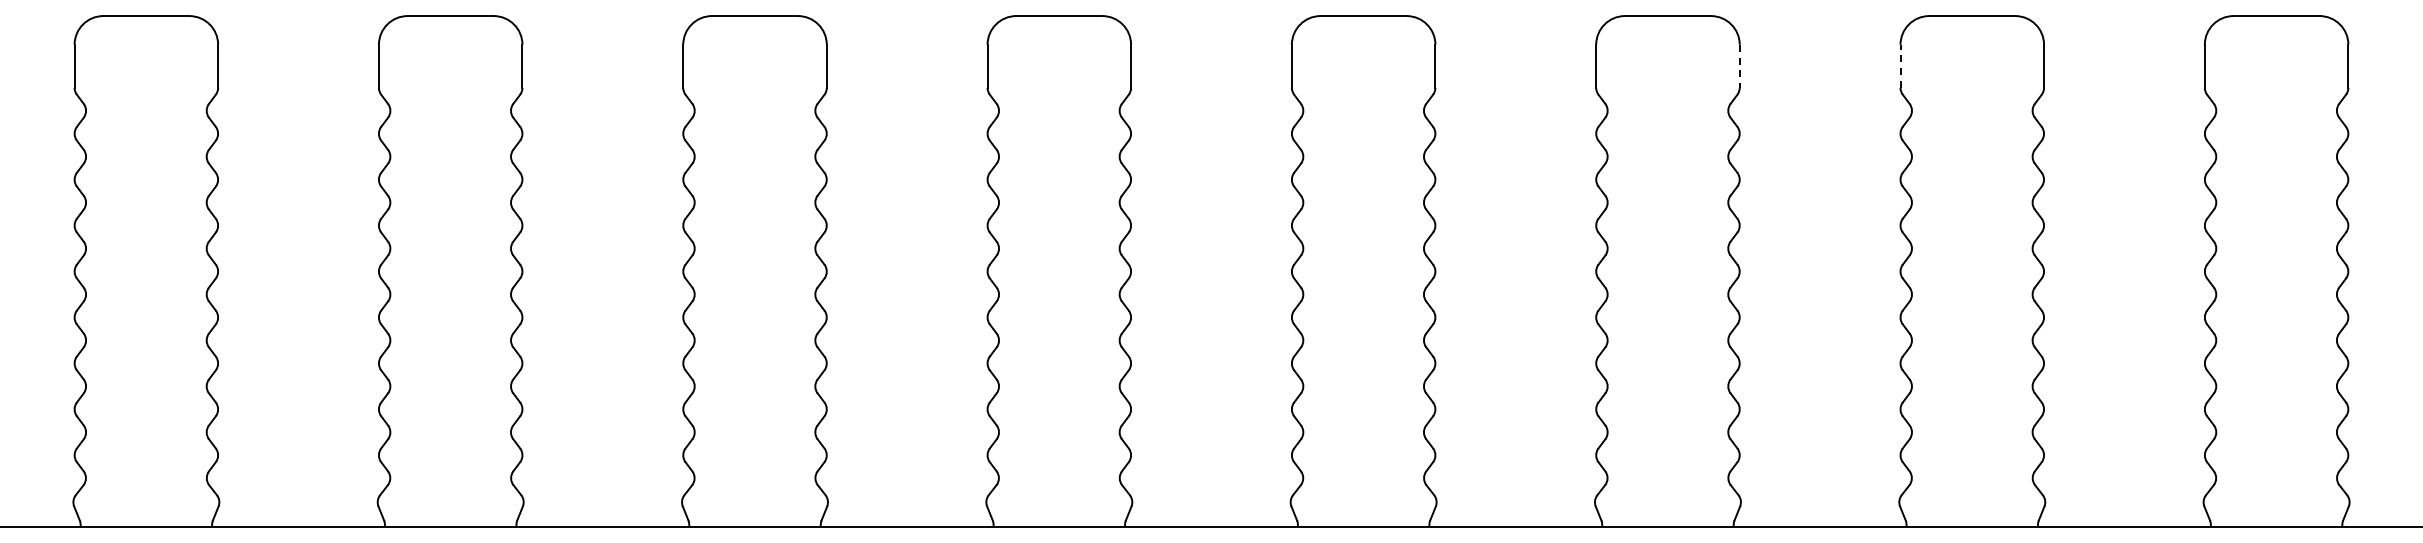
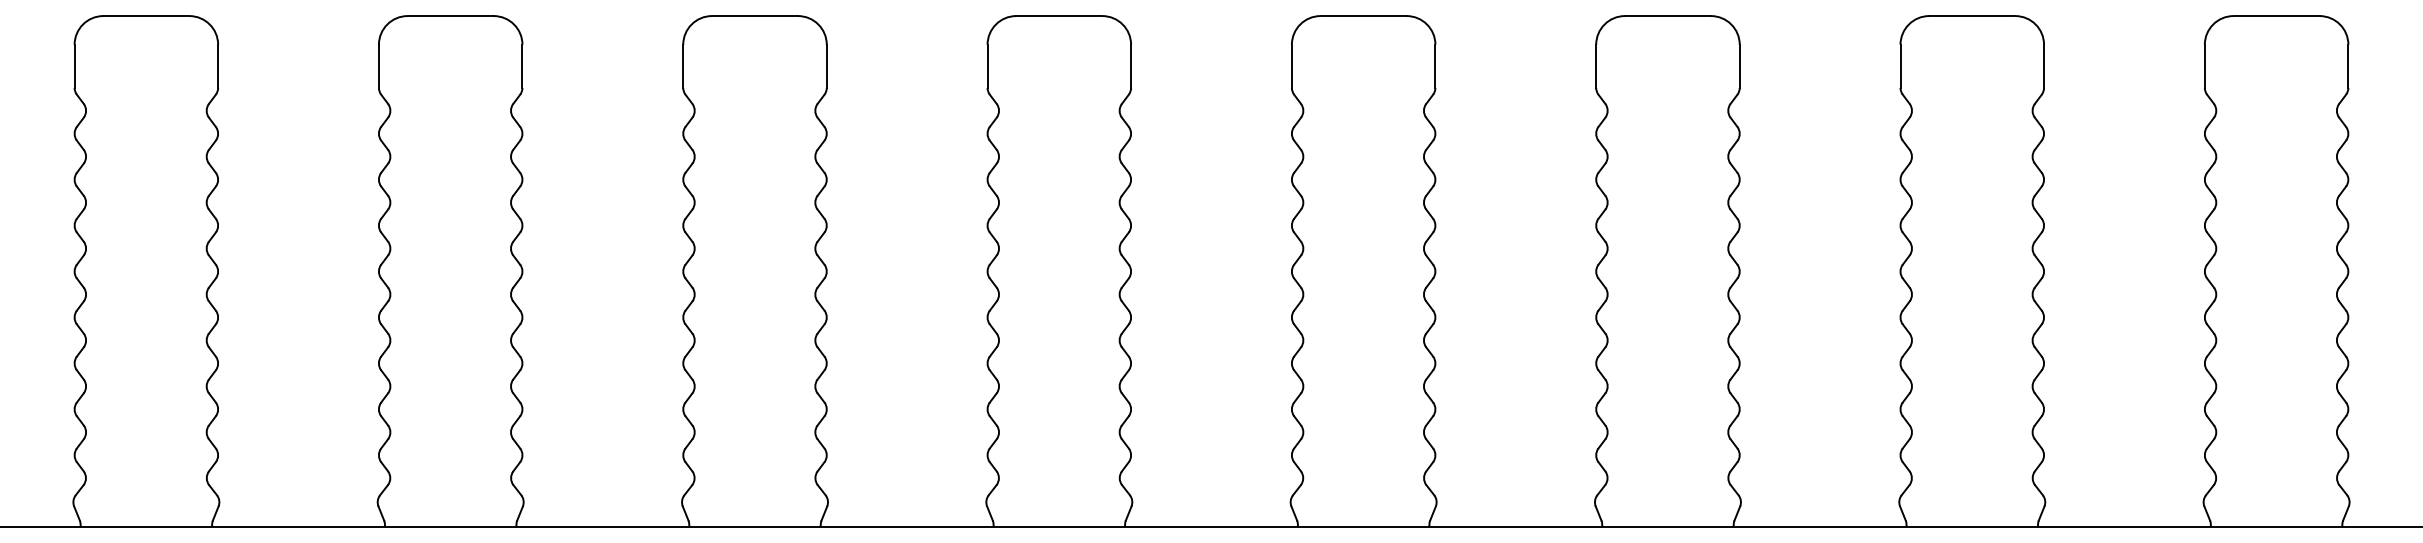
line: dashed -> solid (1739, 66)
line: dashed -> solid (1900, 66)
